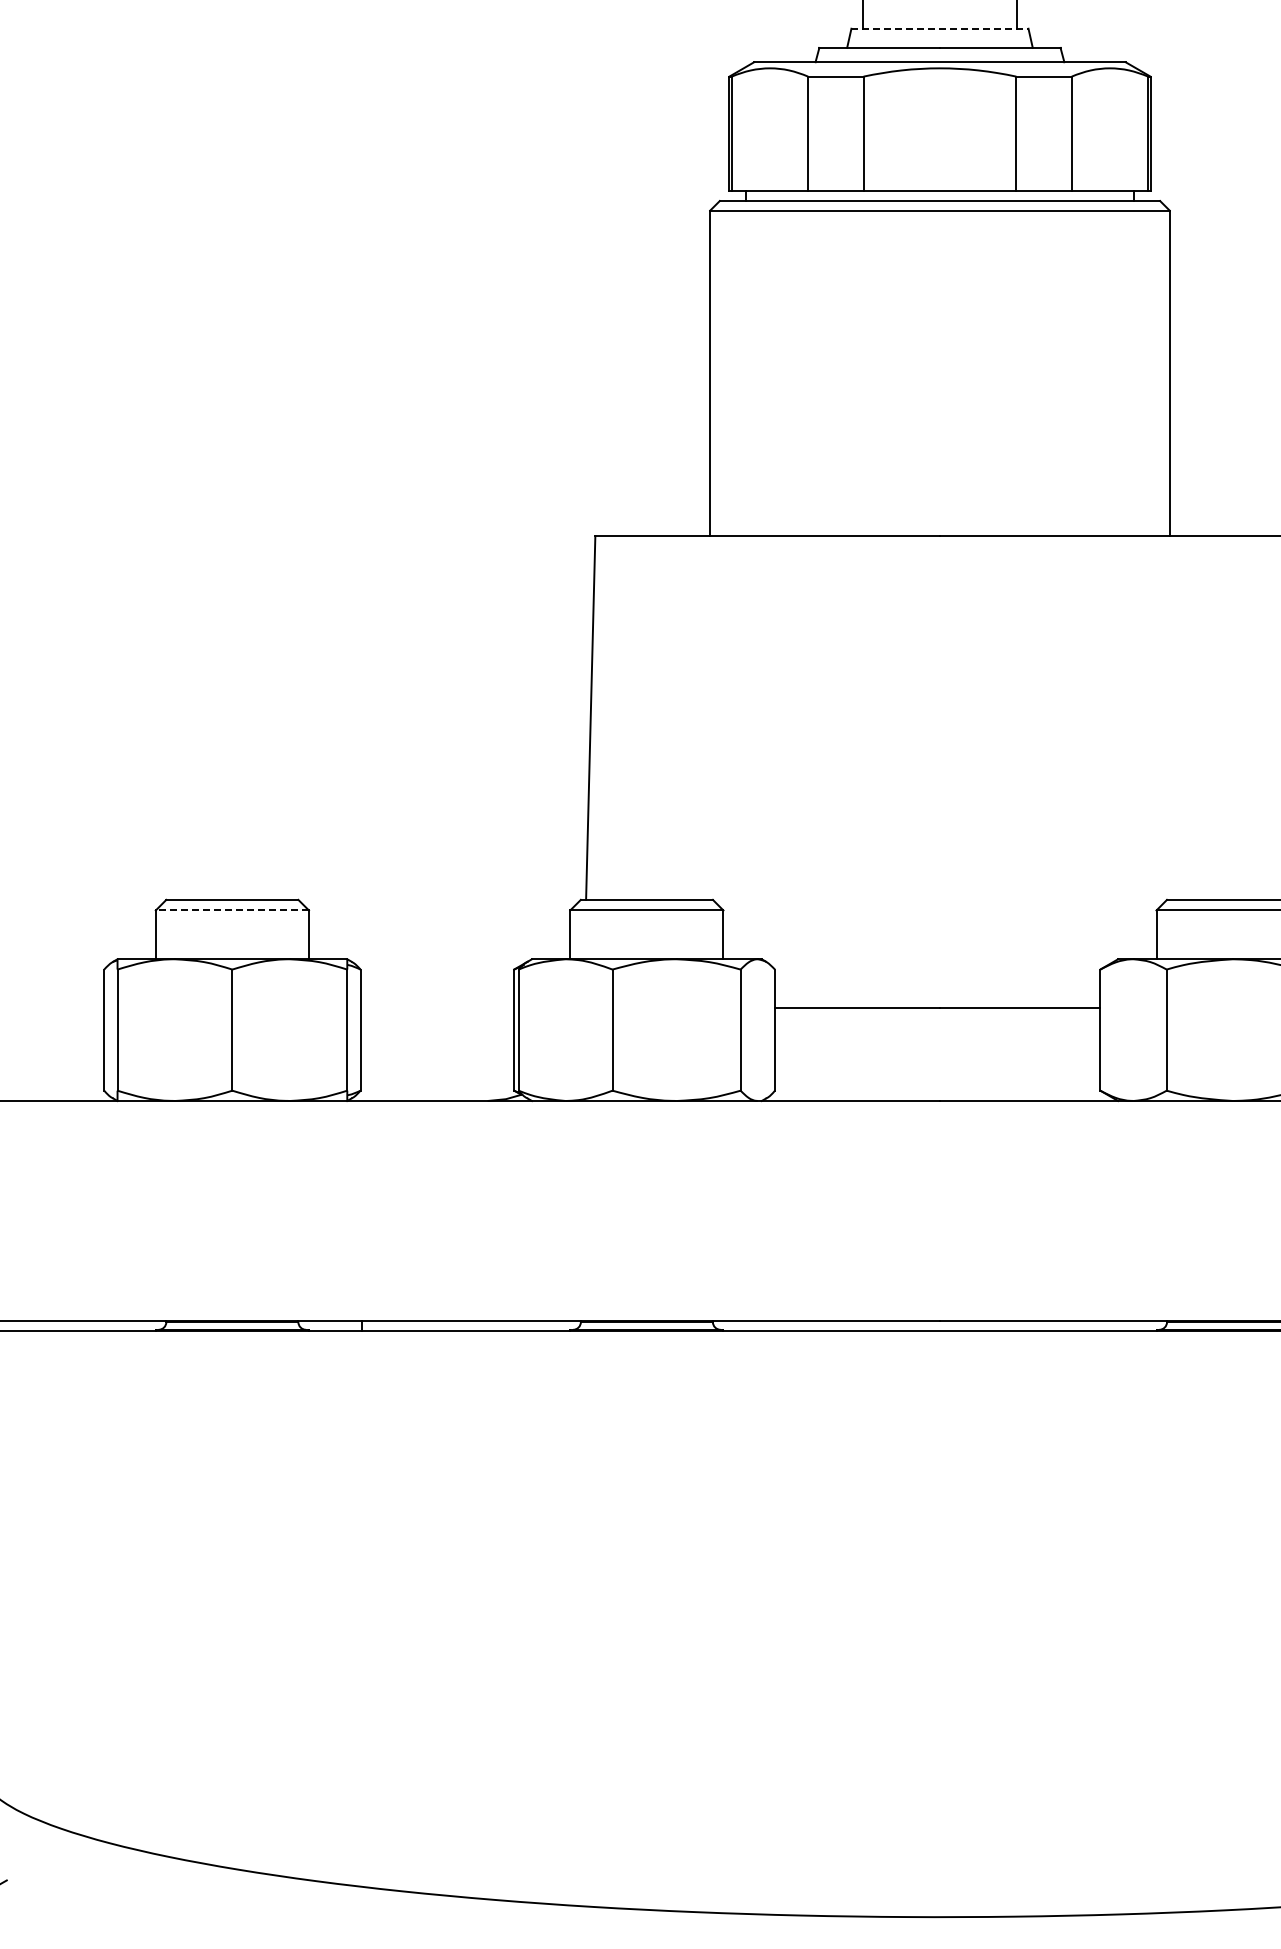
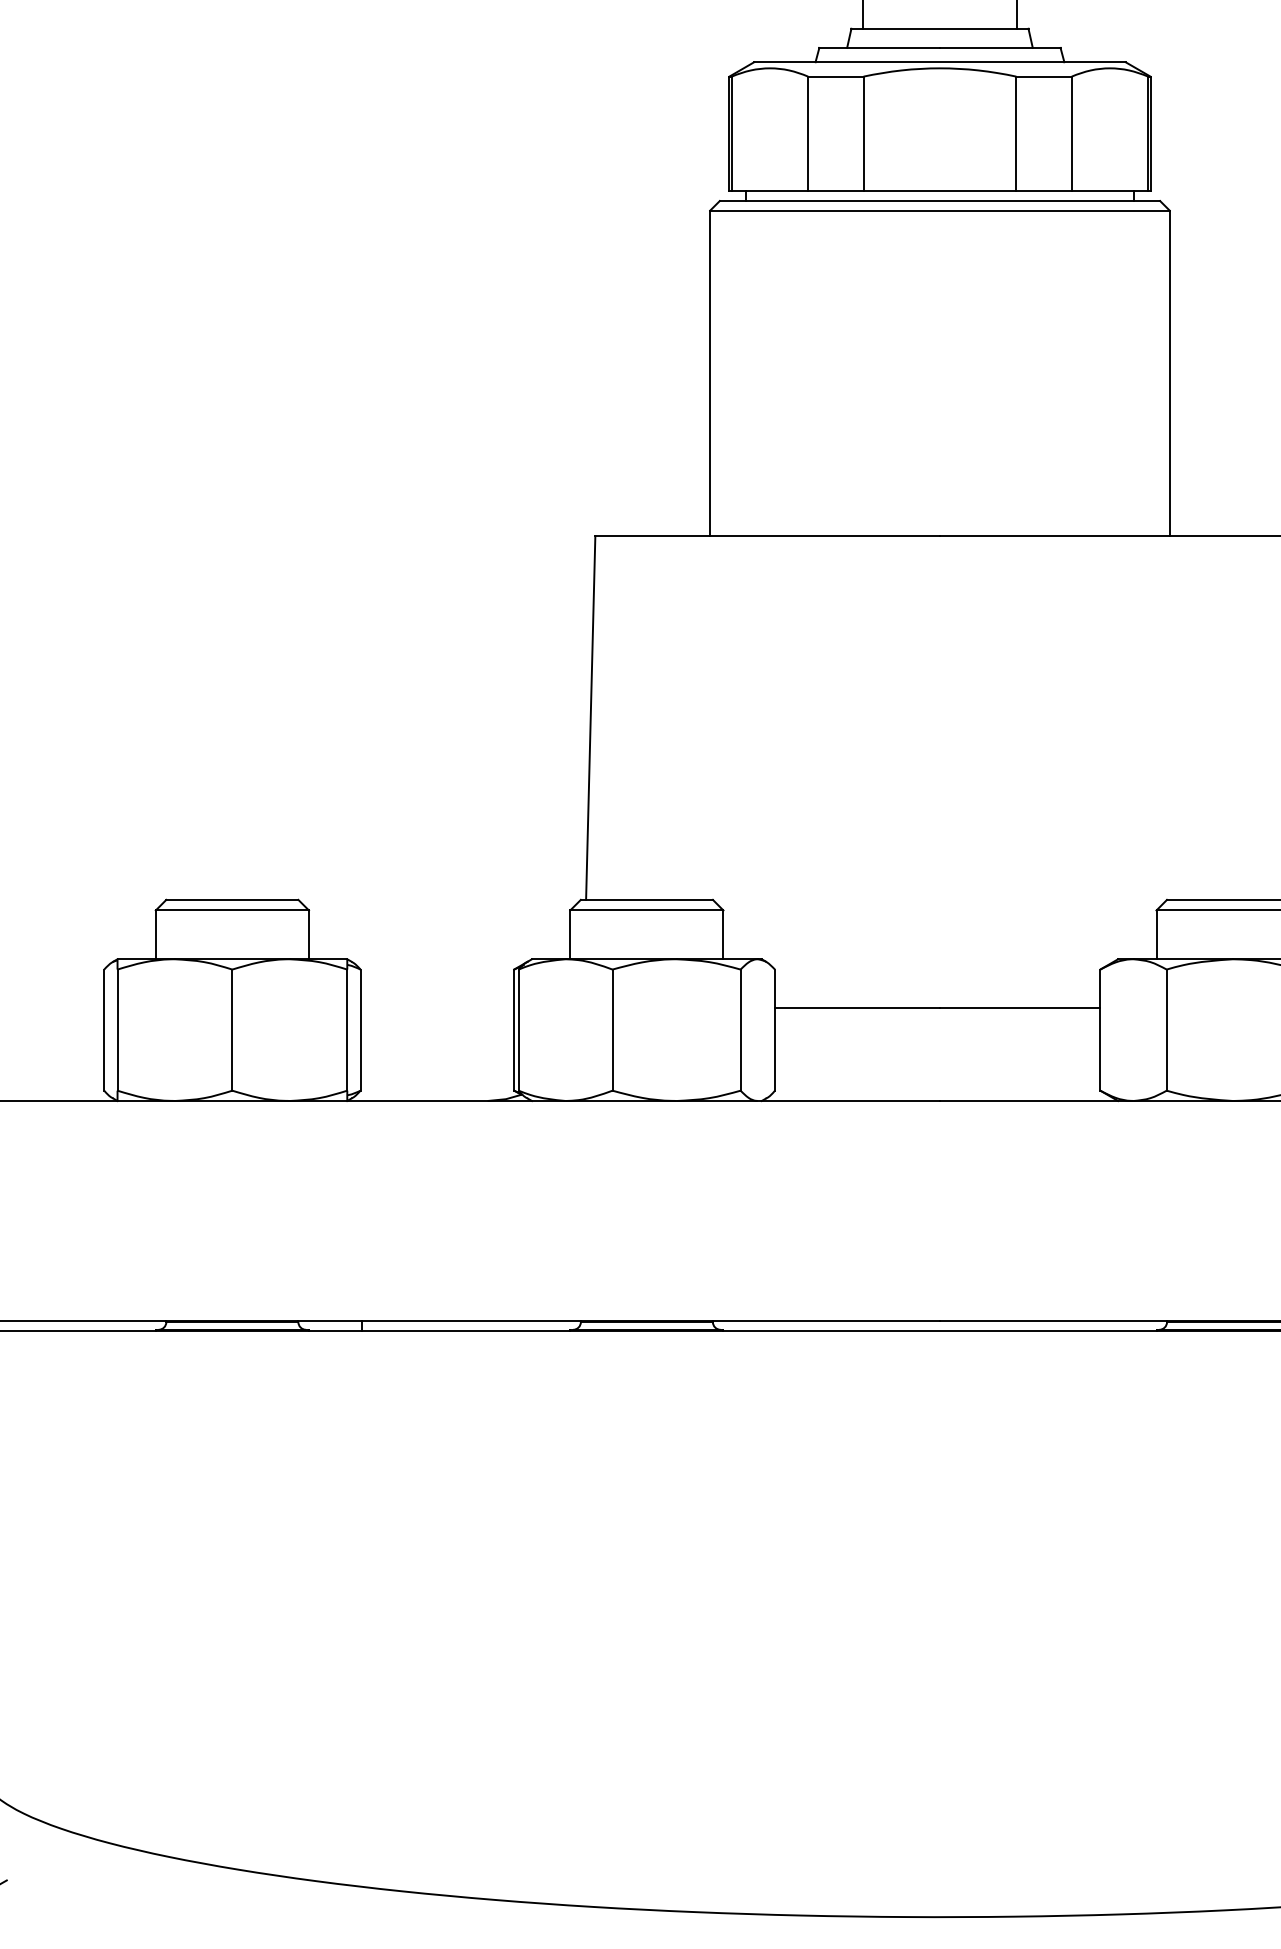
line: dashed -> solid (939, 28)
line: dashed -> solid (232, 910)
